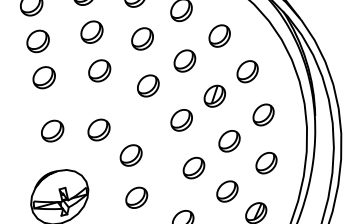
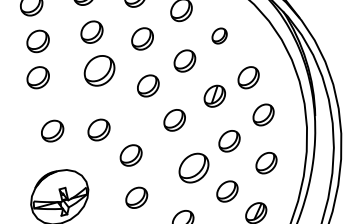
part size: 23x24 px -> 17x18 px (219, 35)
part size: 24x24 px -> 33x32 px (99, 70)
part position: (247, 71) -> (248, 77) (248, 77)
part position: (43, 77) -> (37, 77) (37, 77)
part position: (181, 120) -> (174, 120) (174, 120)
part size: 24x24 px -> 32x32 px (193, 167)
